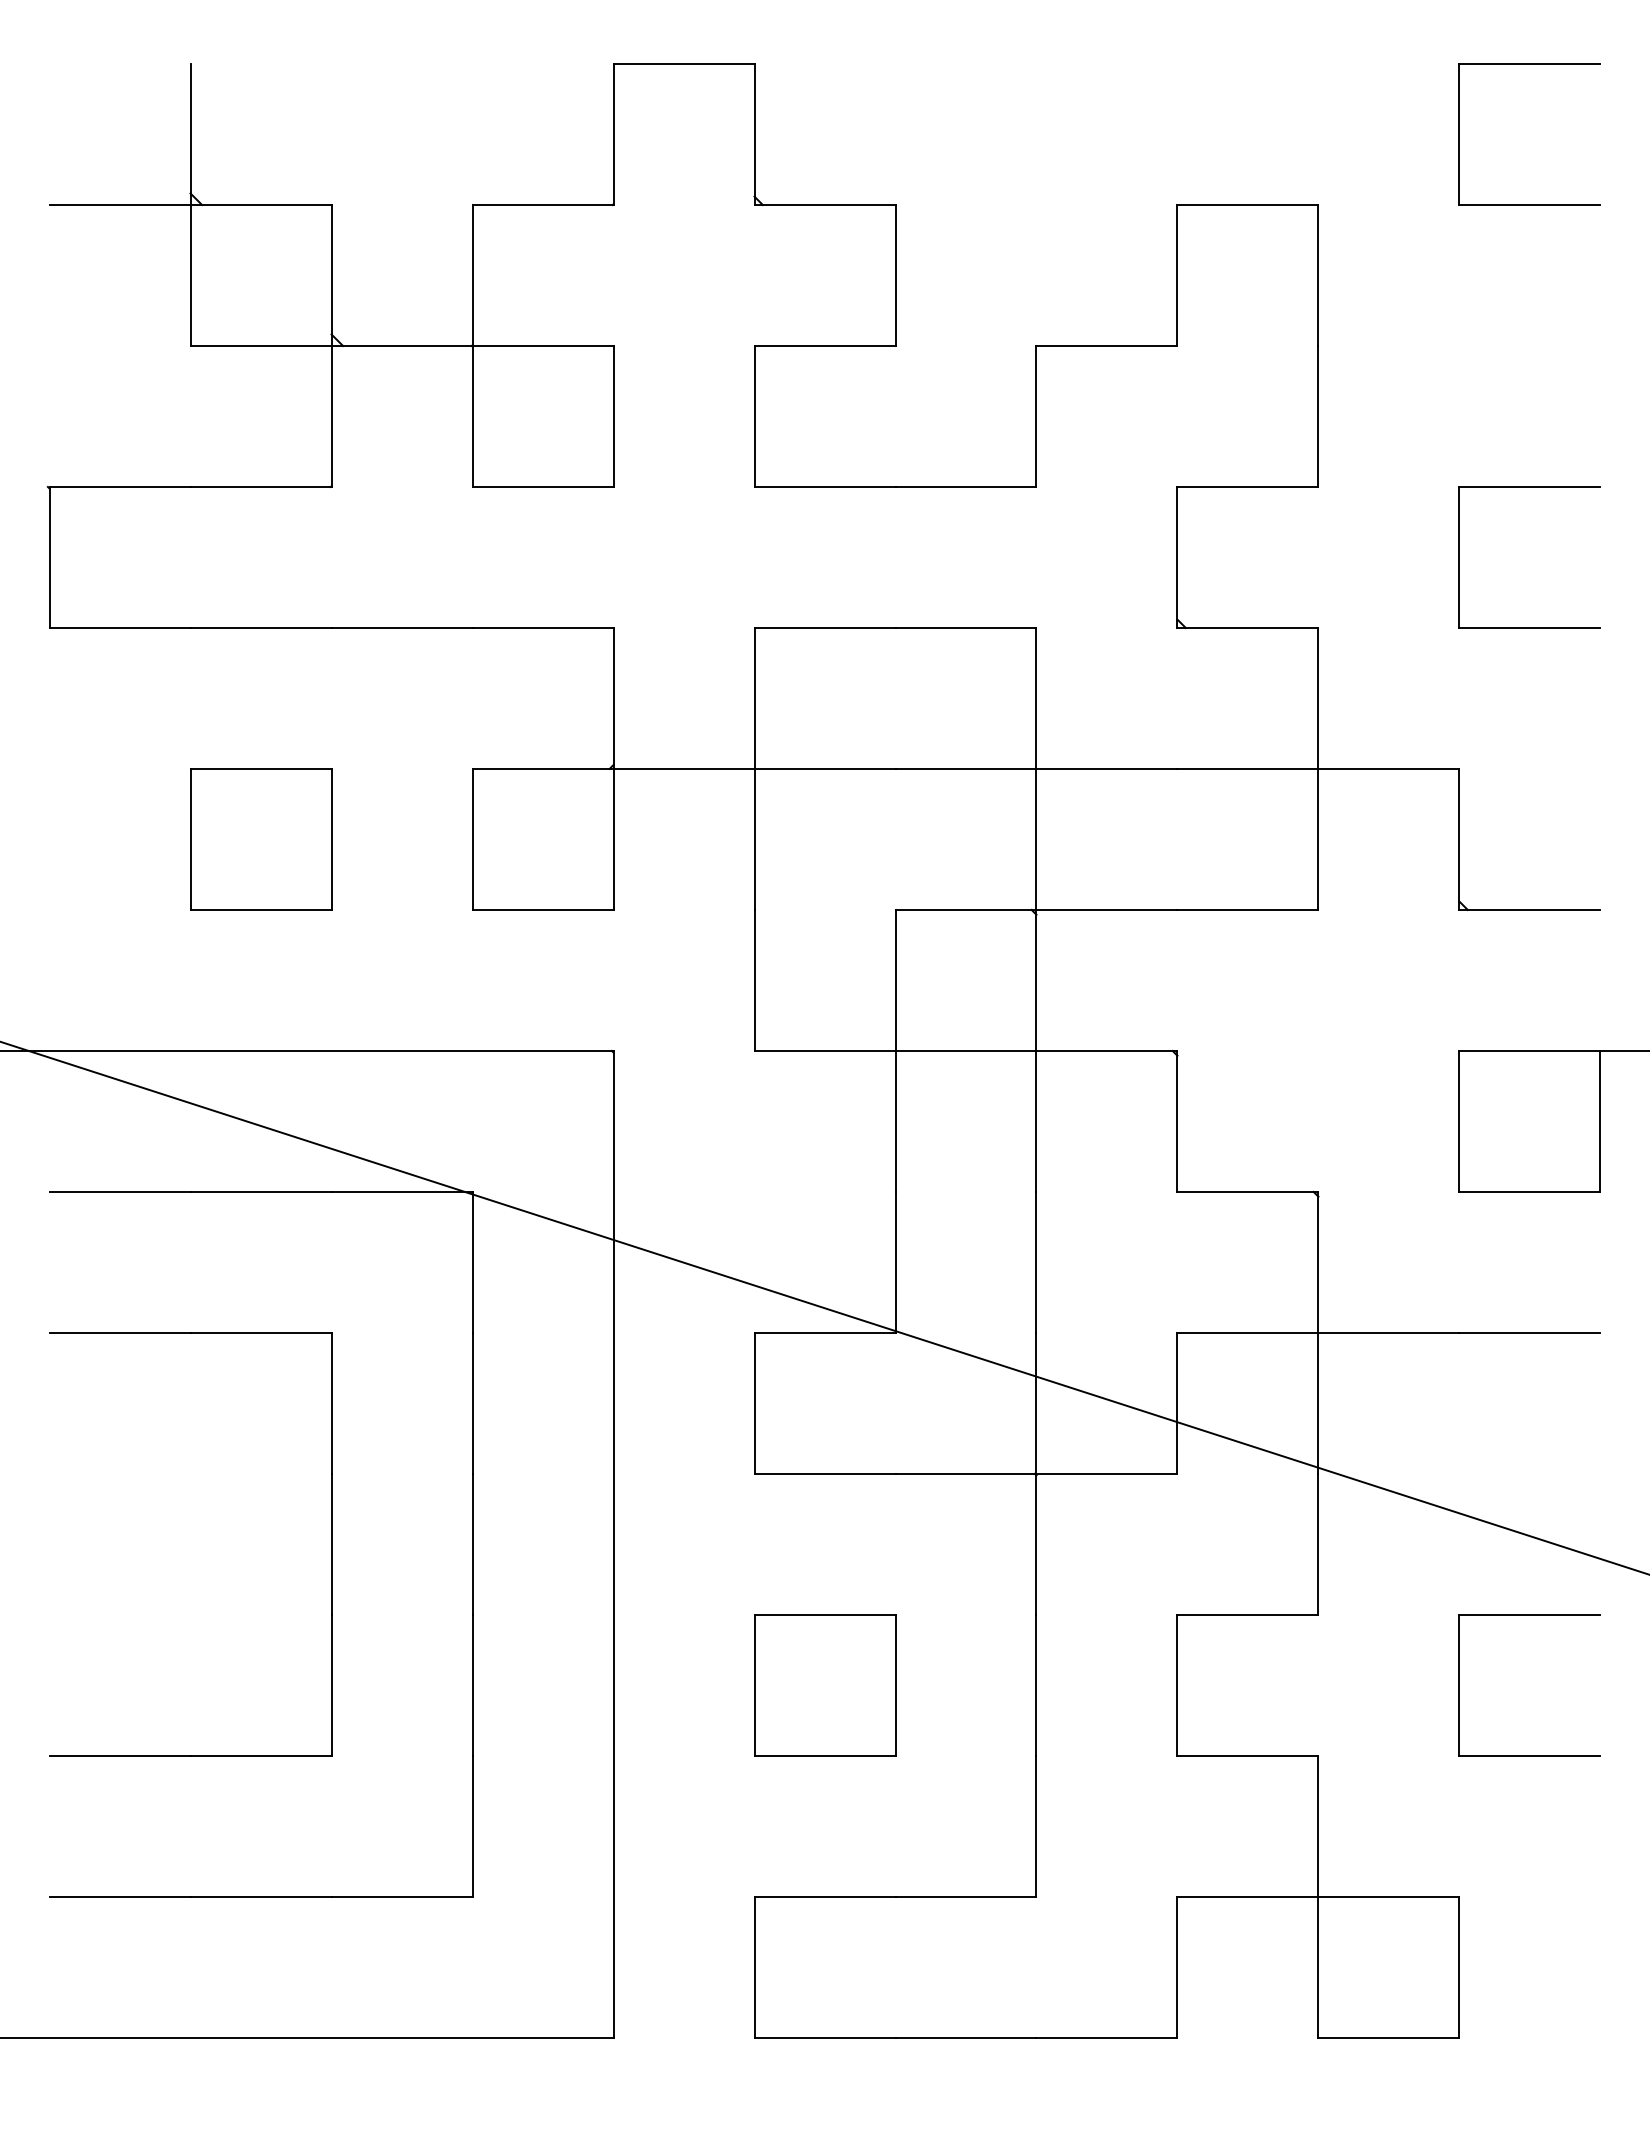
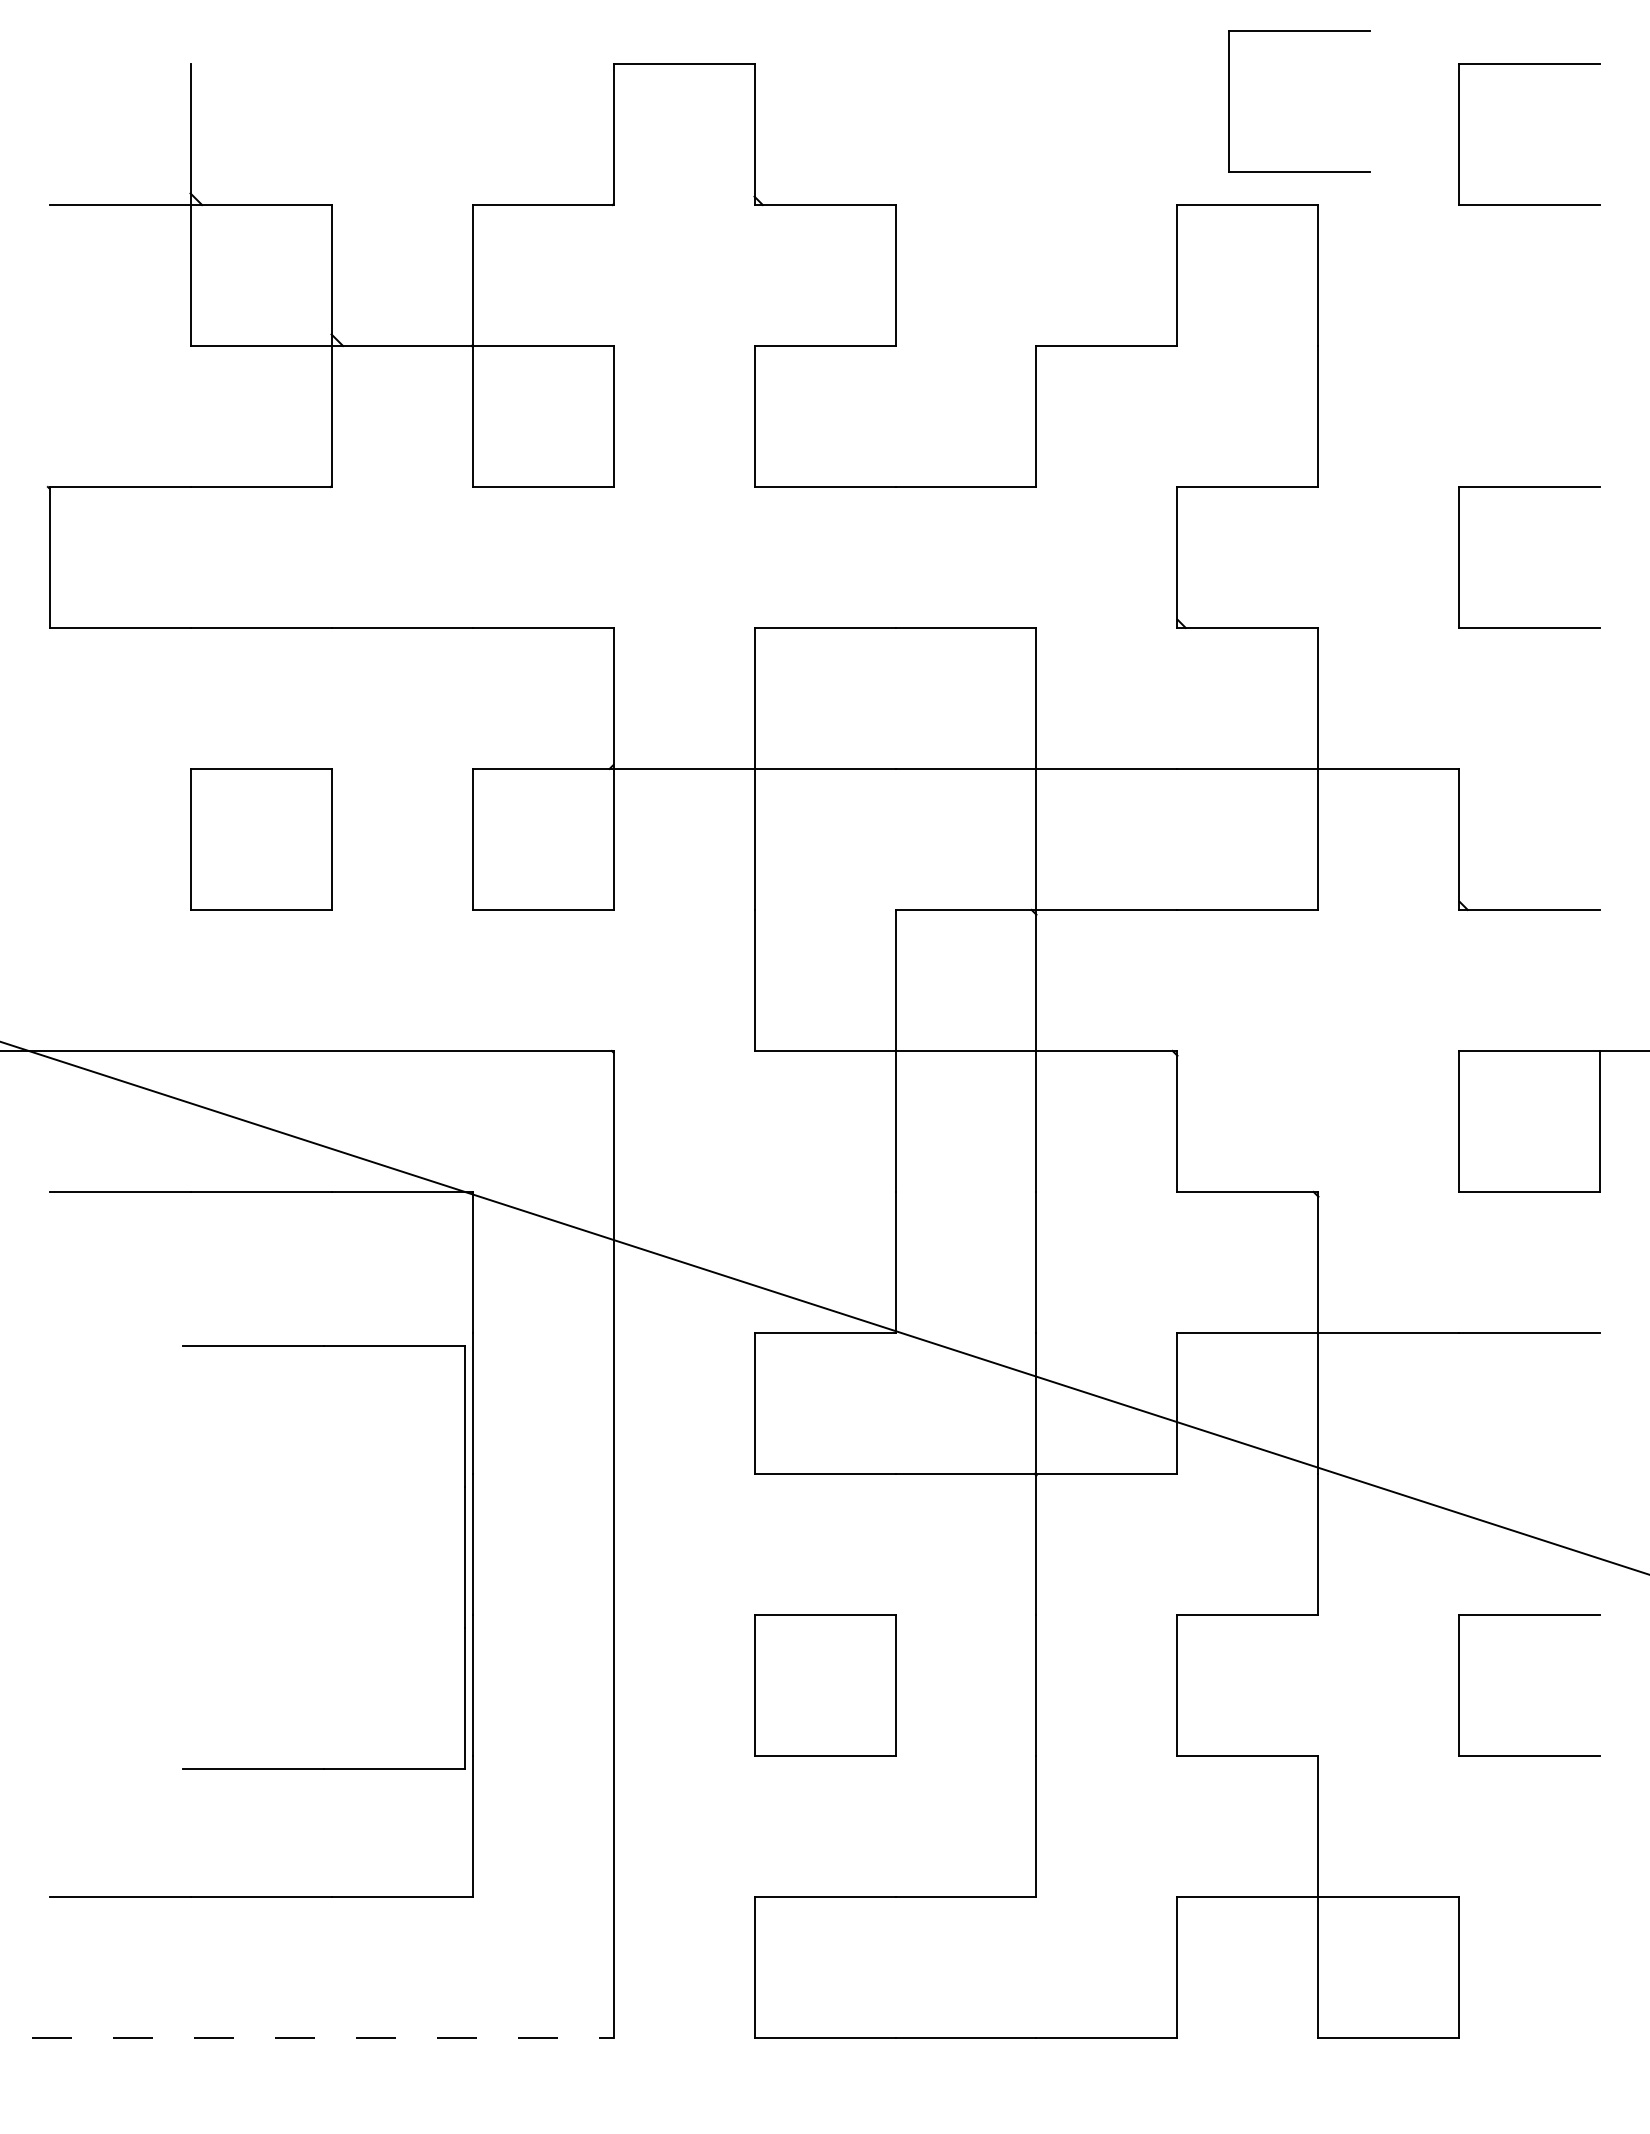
part: none -> present (1299, 31)
part position: (331, 1544) -> (464, 1557) (464, 1557)
line: solid -> dashed (307, 2037)
